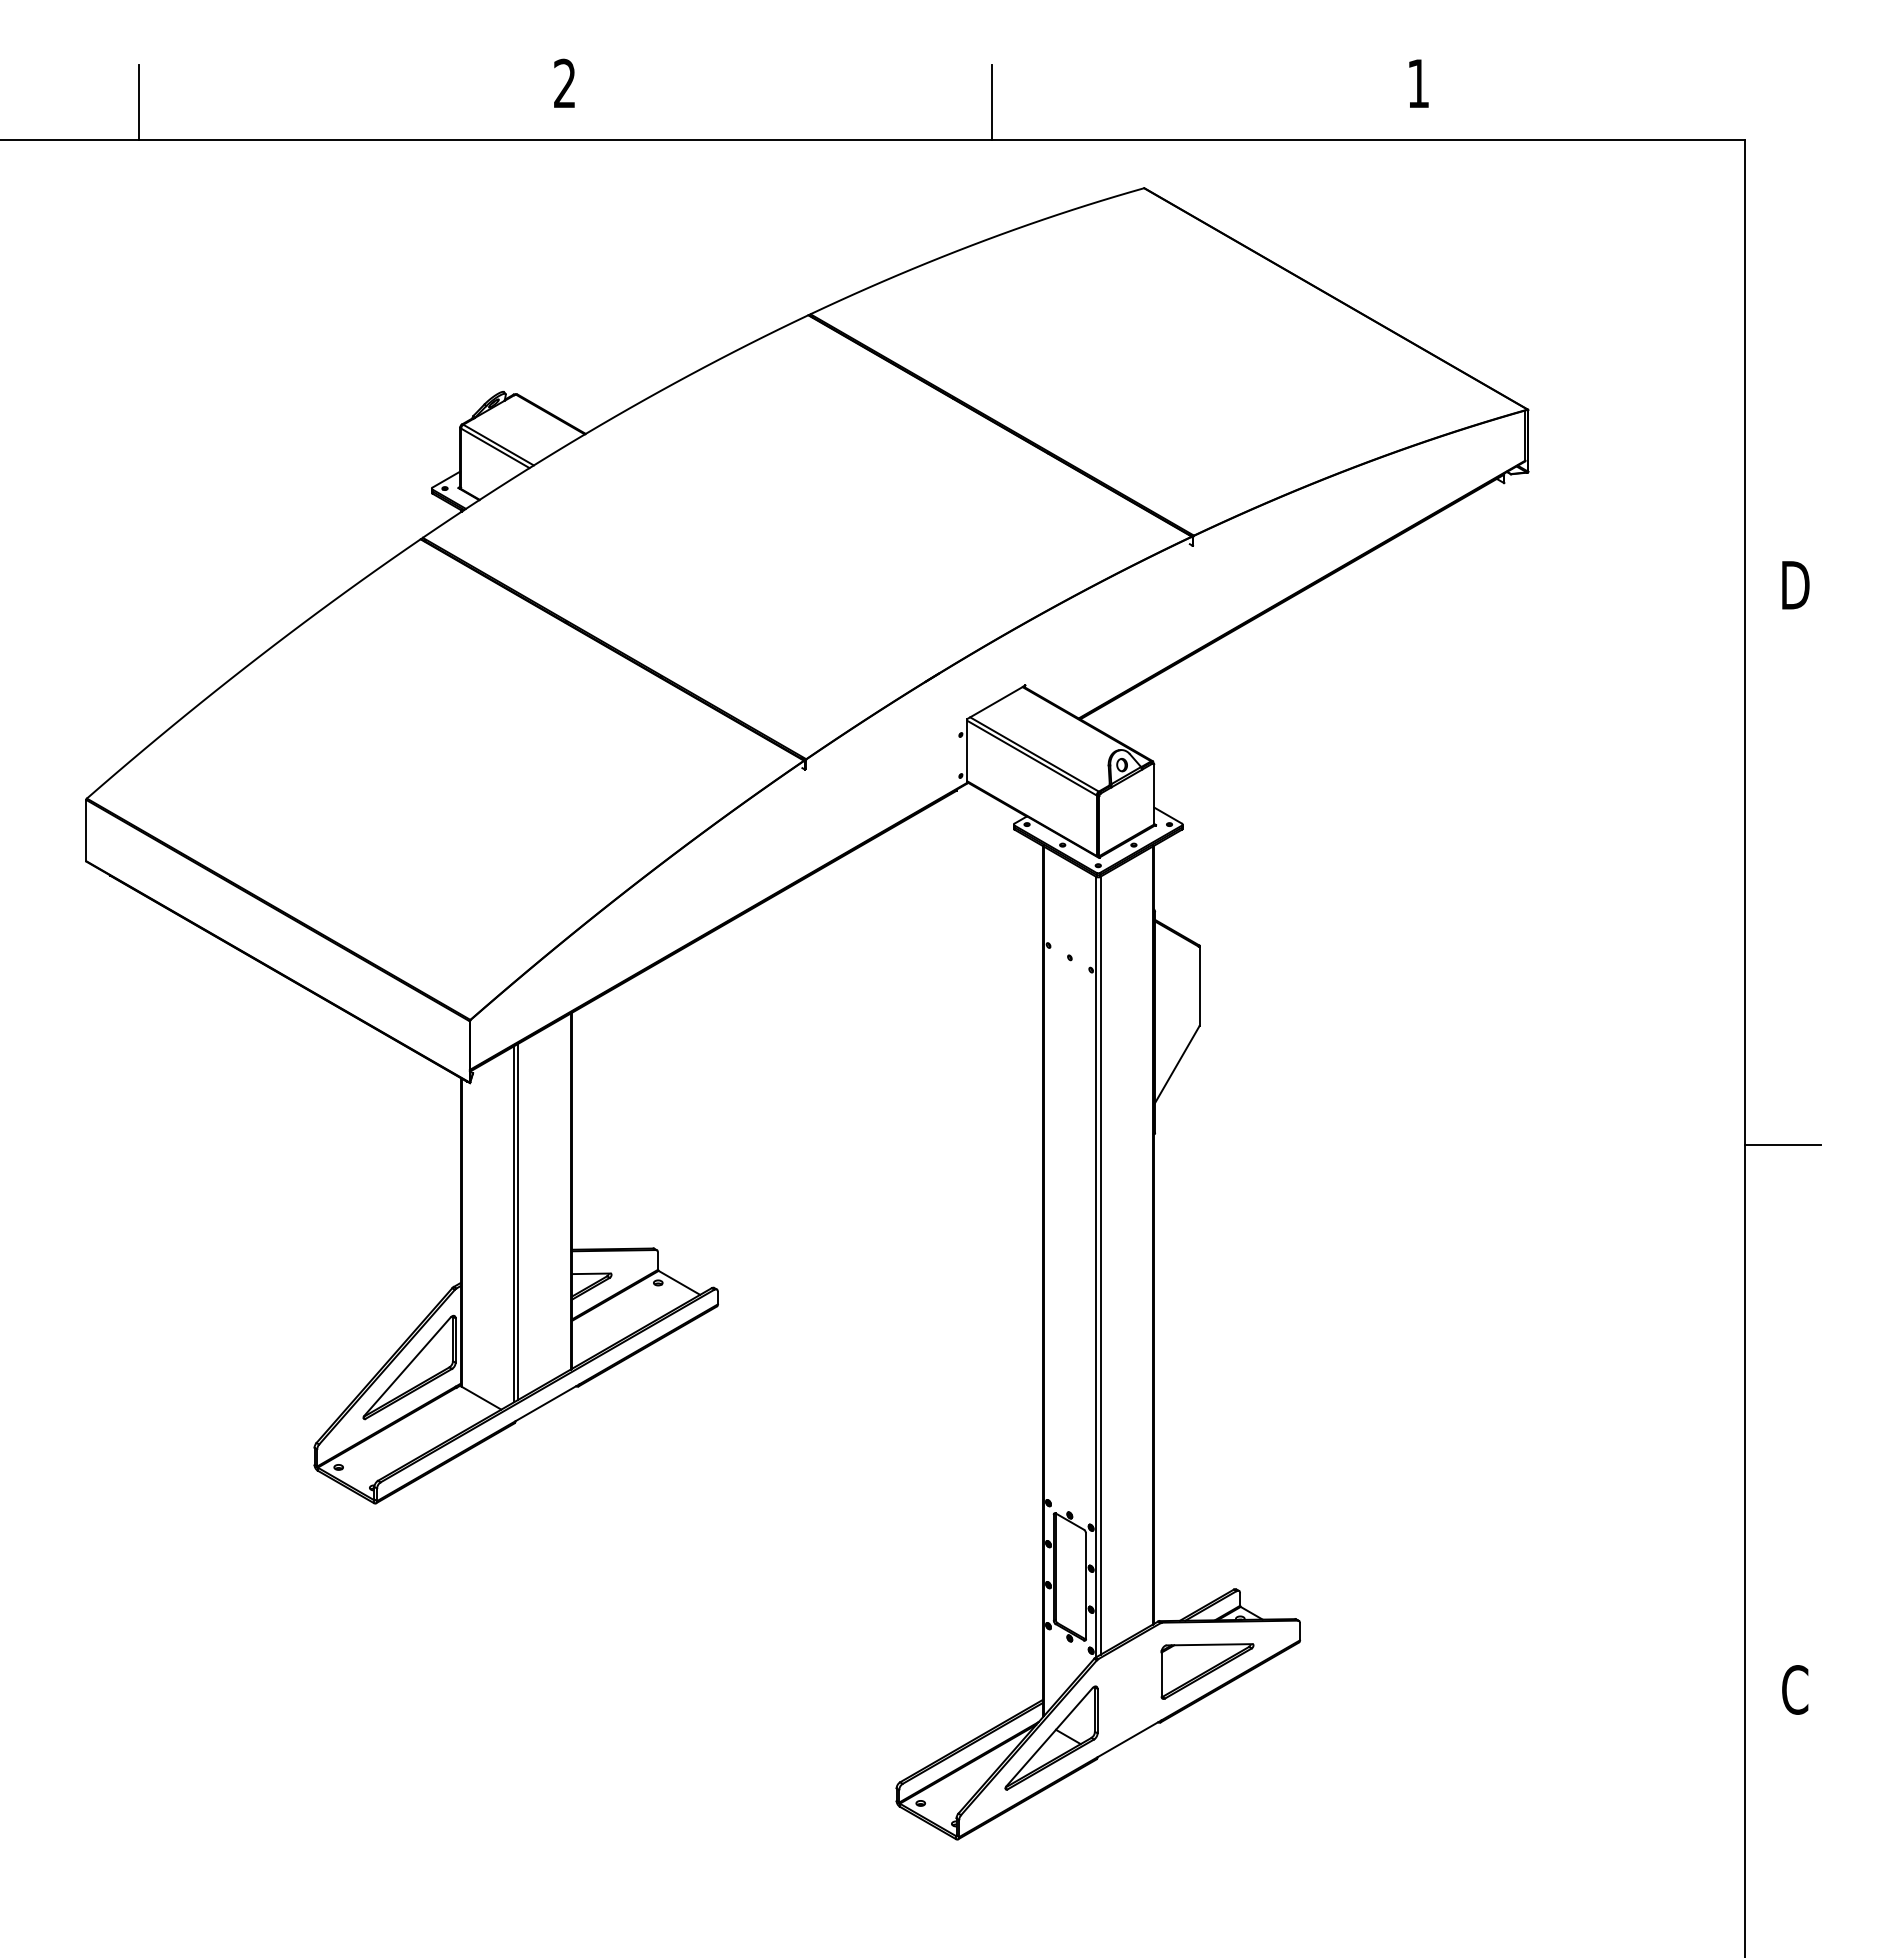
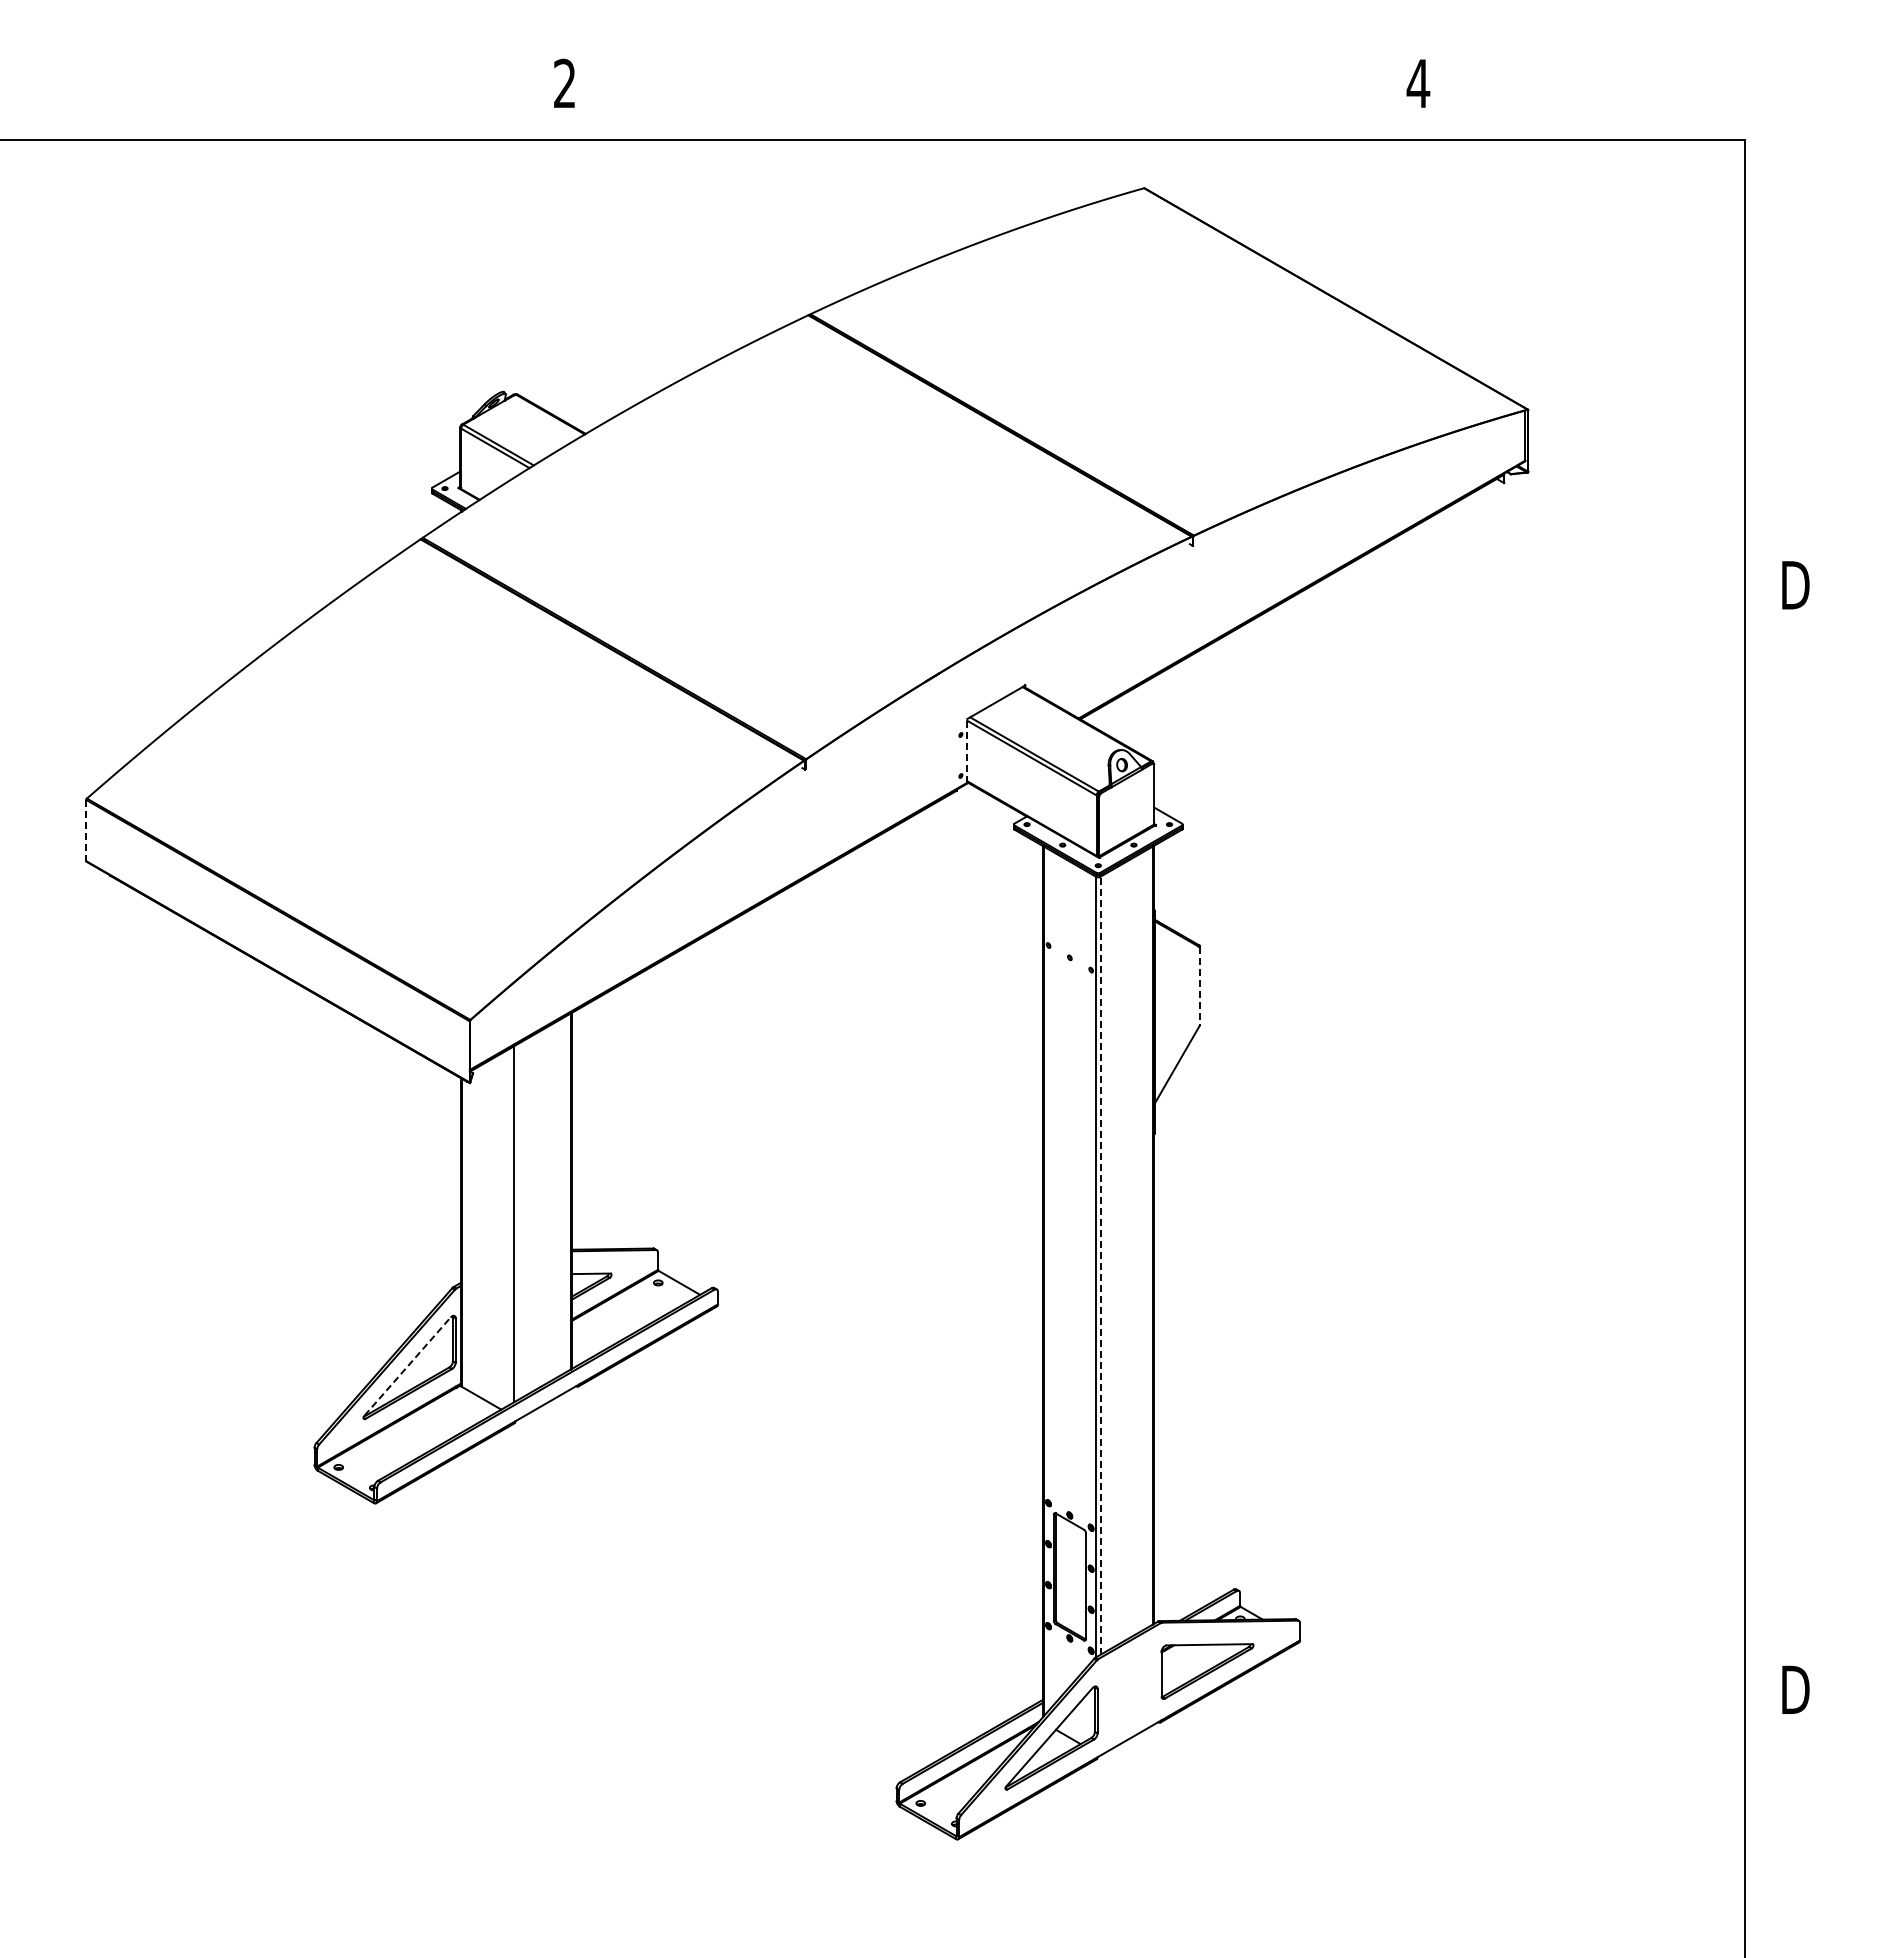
text: 1 -> 4 (1418, 83)
line: present -> none (138, 102)
line: present -> none (992, 102)
line: solid -> dashed (967, 750)
line: solid -> dashed (86, 830)
line: solid -> dashed (1199, 987)
line: present -> none (1782, 1144)
line: present -> none (518, 1221)
line: solid -> dashed (1100, 1265)
line: solid -> dashed (407, 1366)
text: C -> D (1795, 1689)
